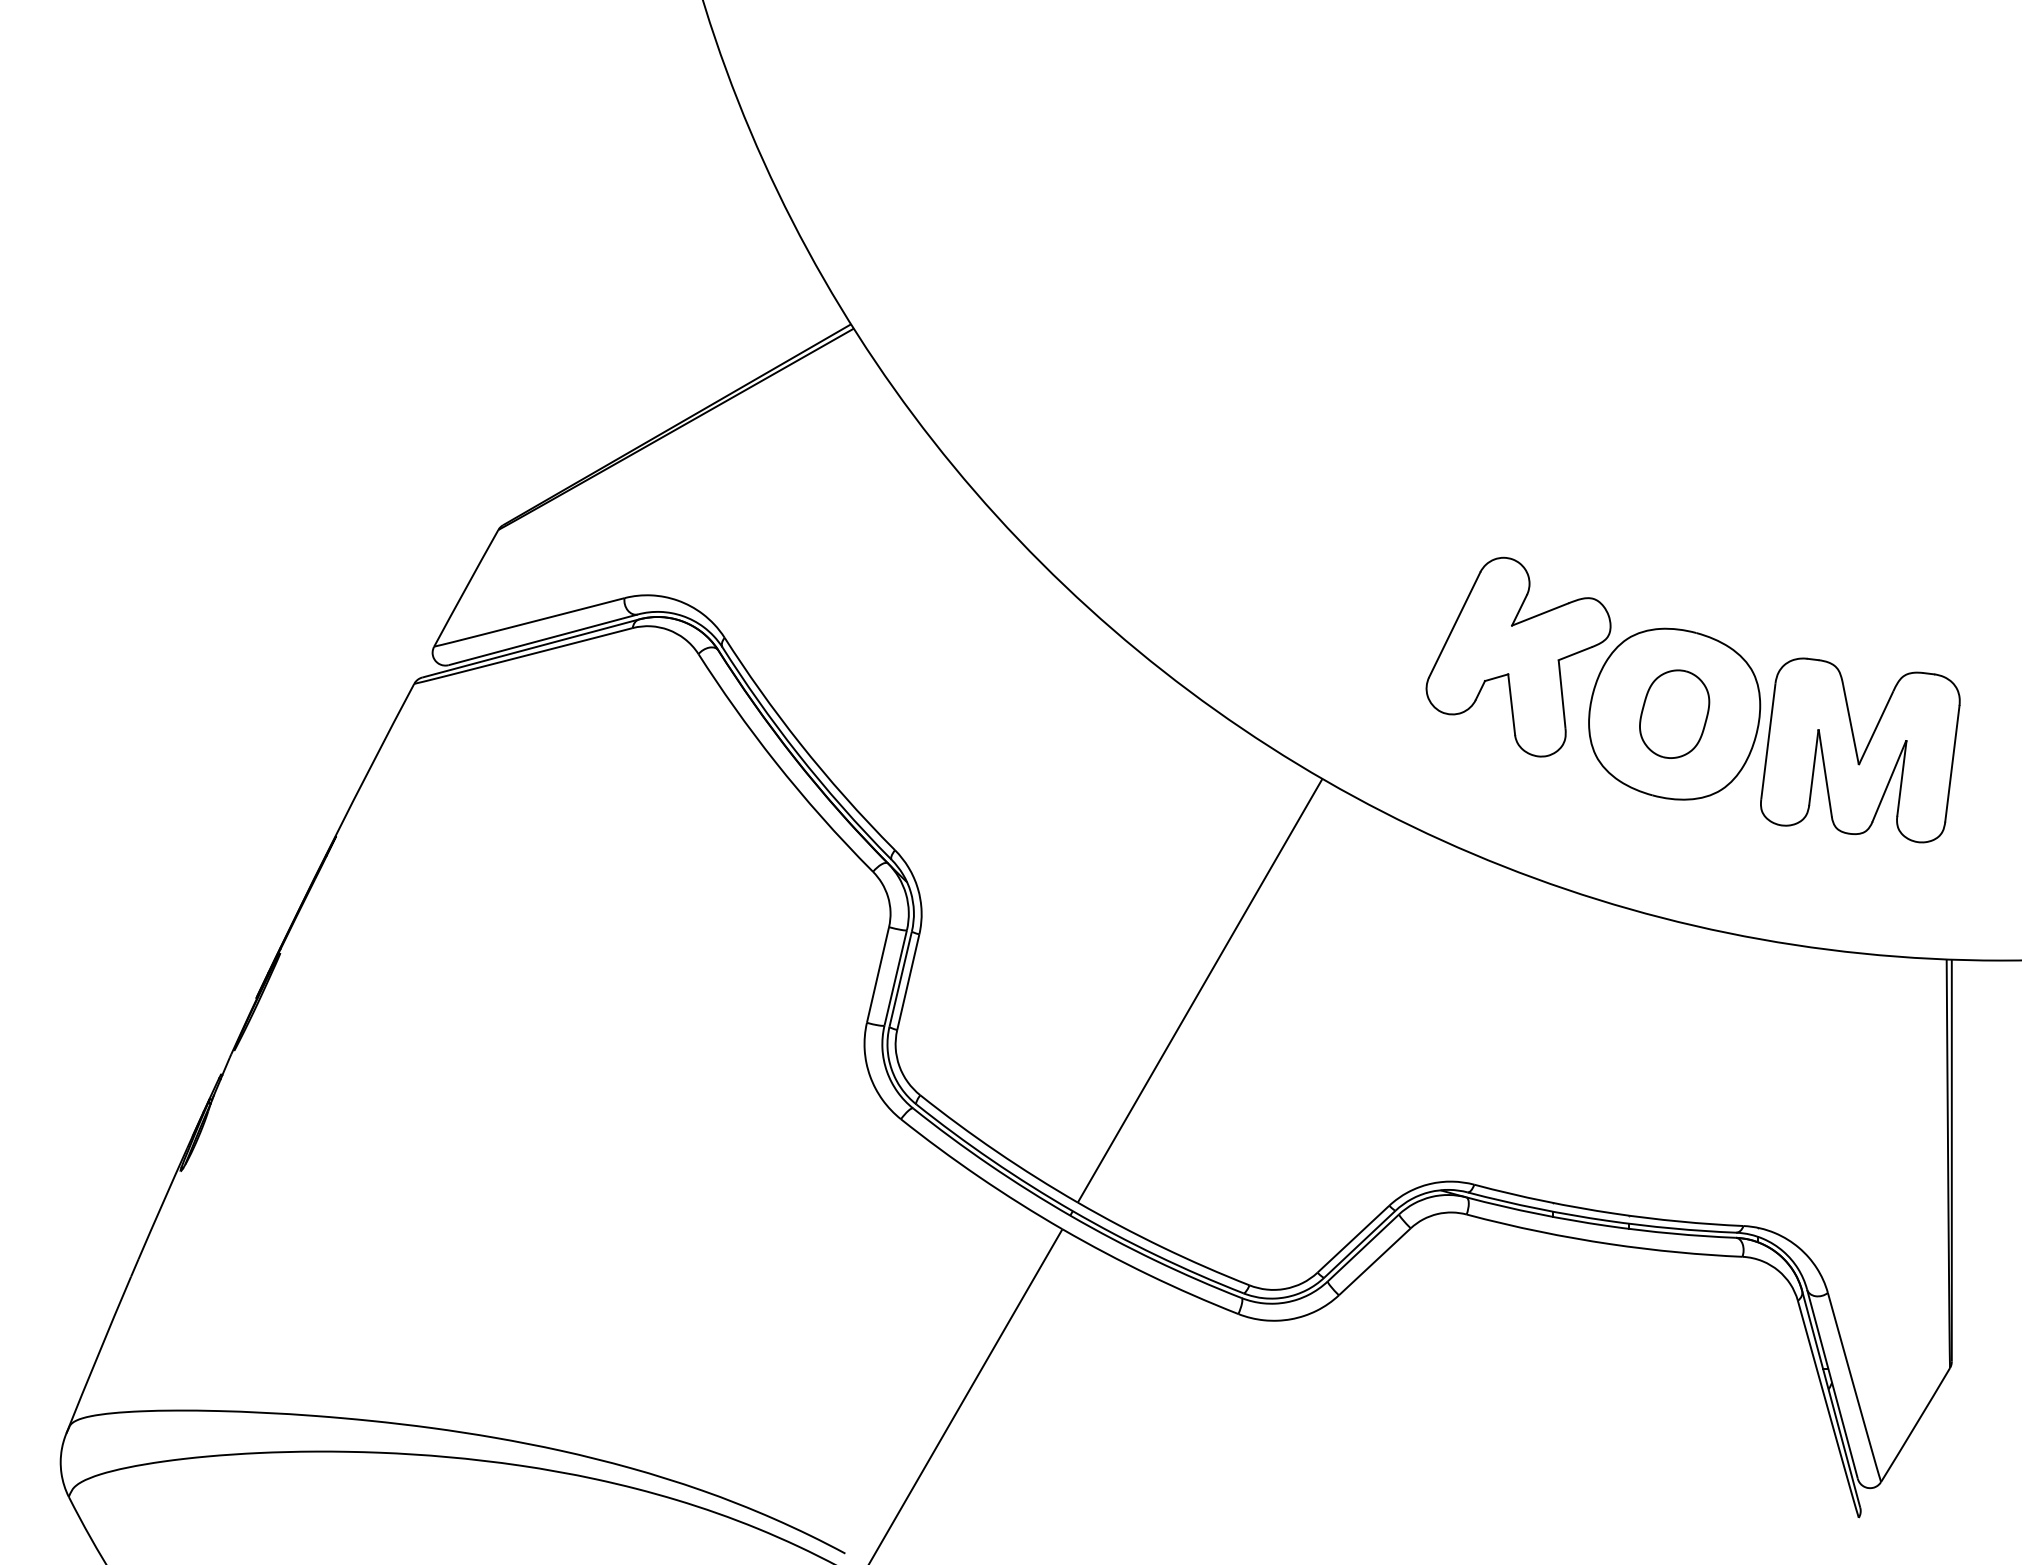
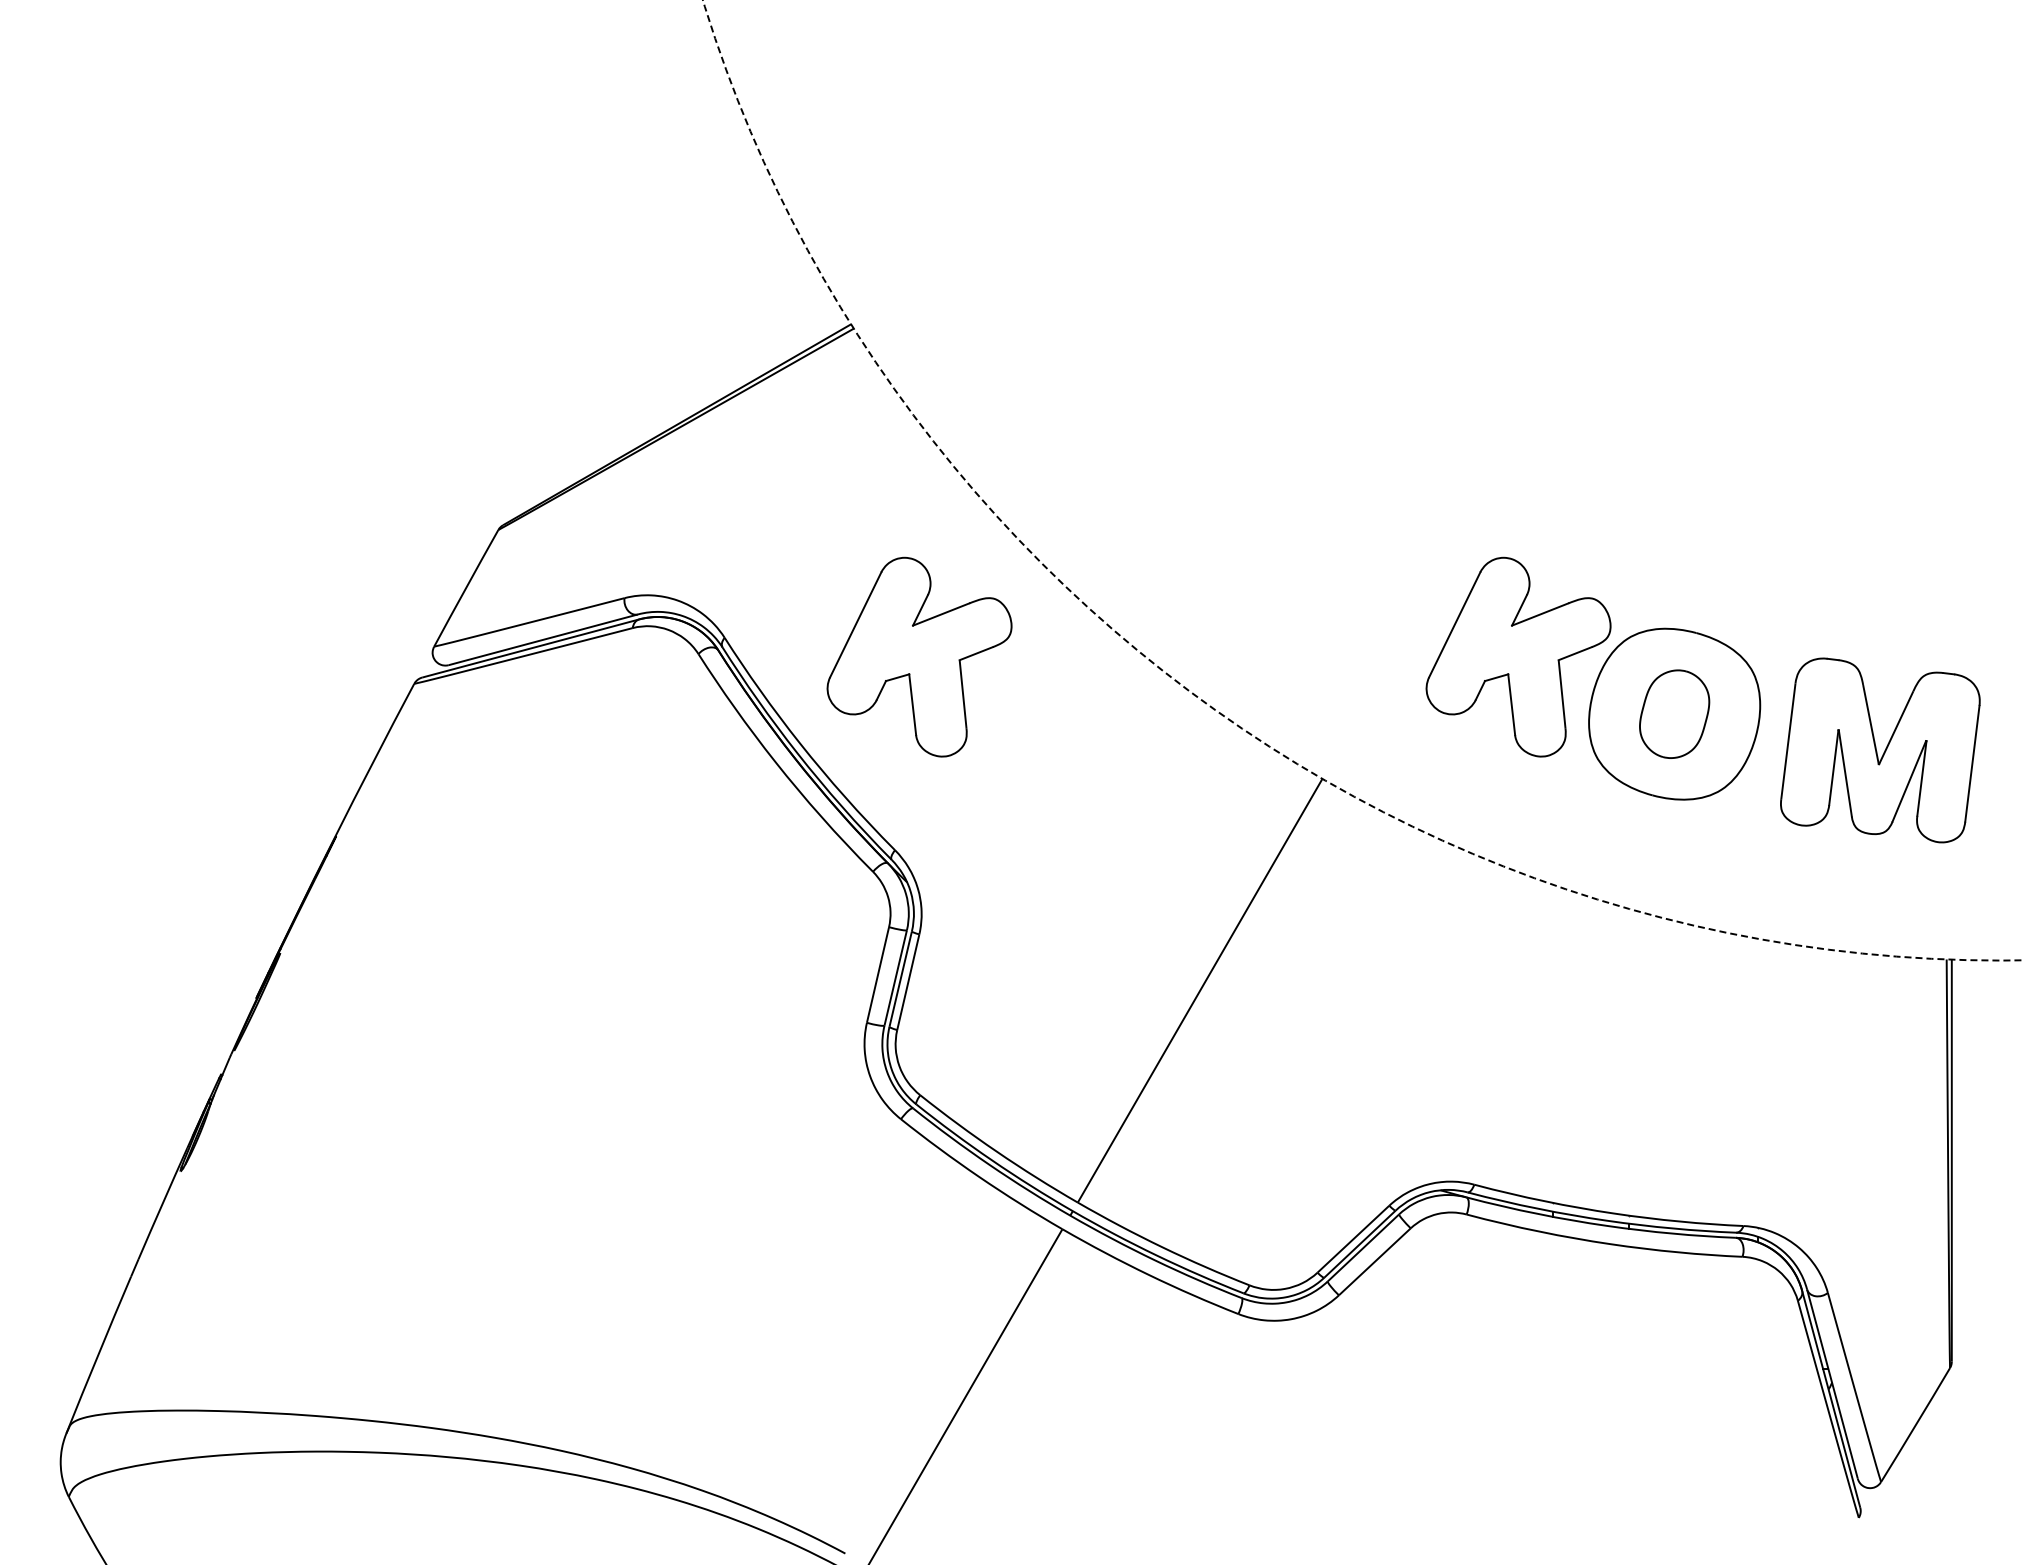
circle: solid -> dashed (1361, 480)
part: none -> present (919, 656)
part position: (1860, 750) -> (1880, 750) (1880, 750)
